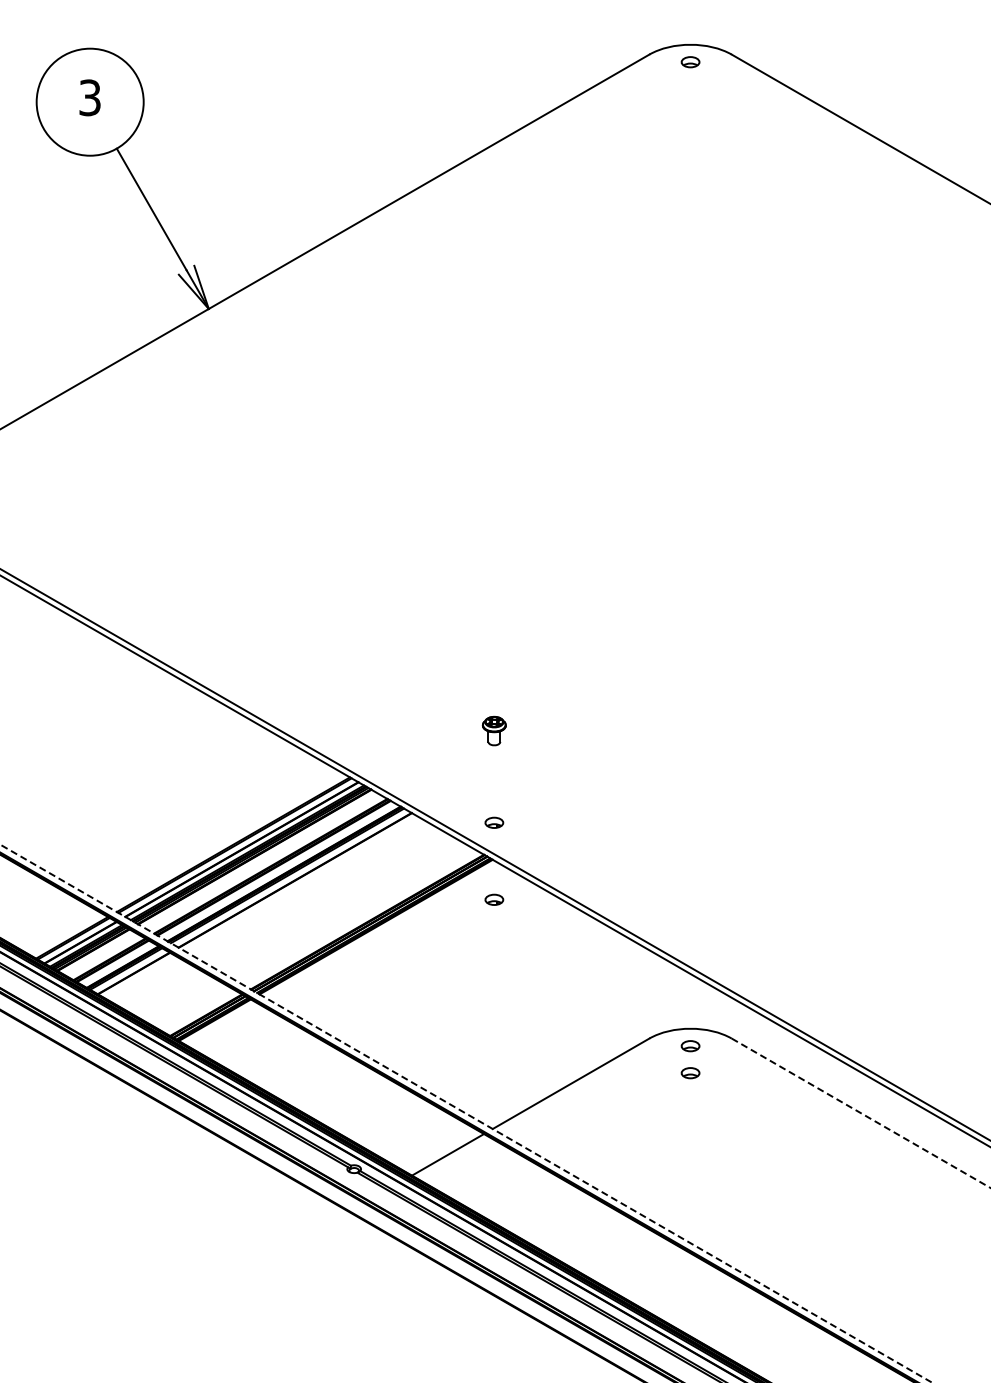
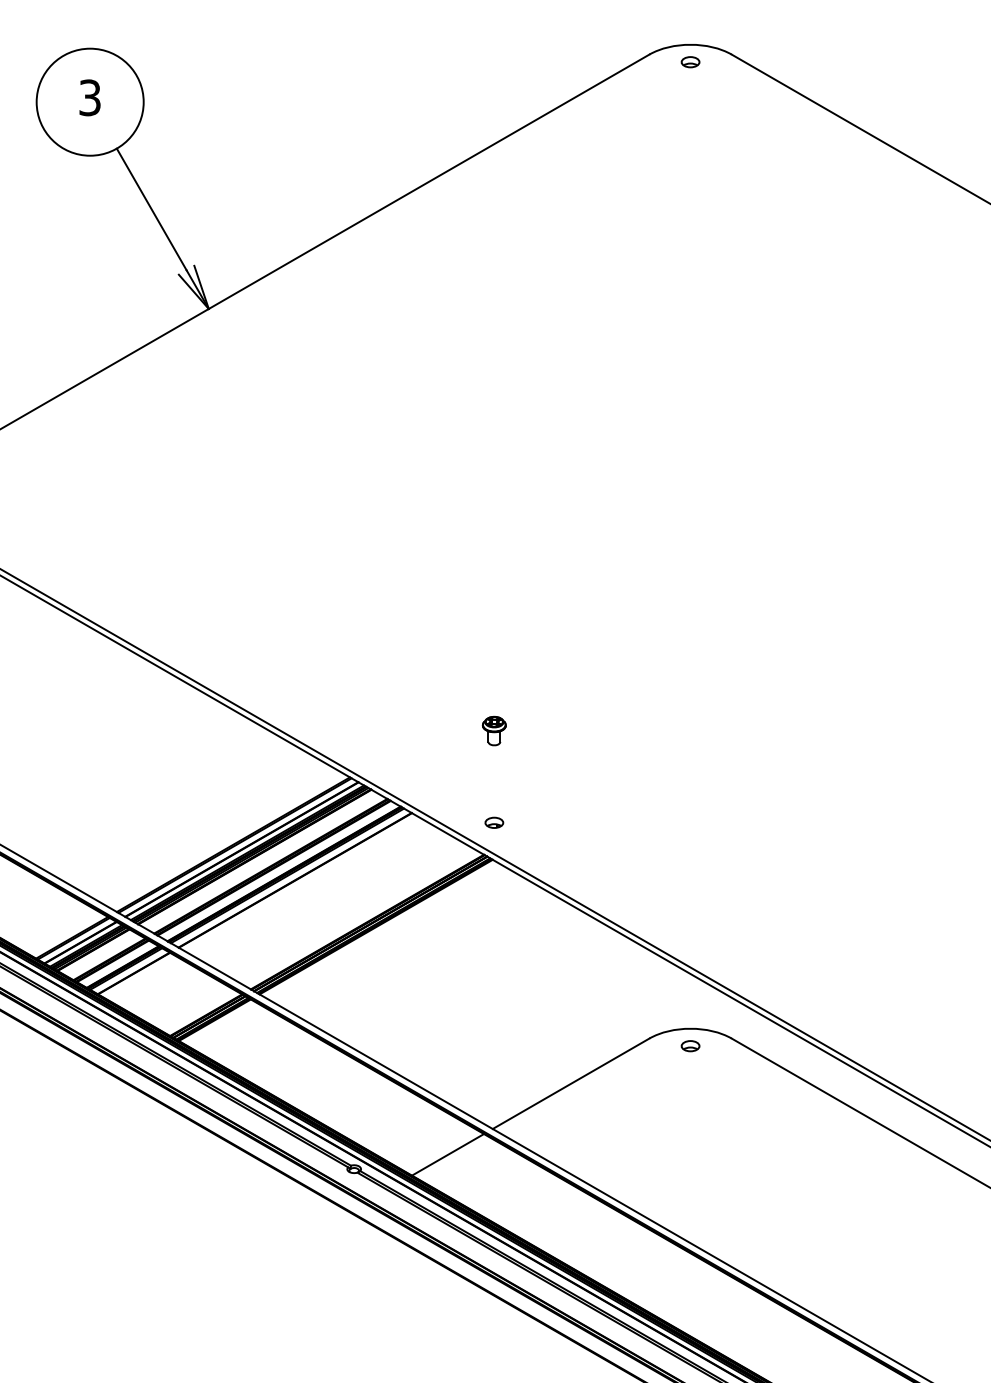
part: present -> none (494, 899)
part: present -> none (690, 1073)
line: dashed -> solid (466, 1113)
line: dashed -> solid (861, 1113)
